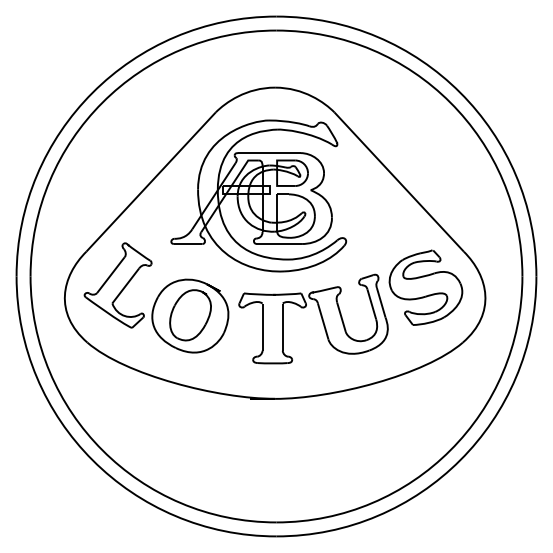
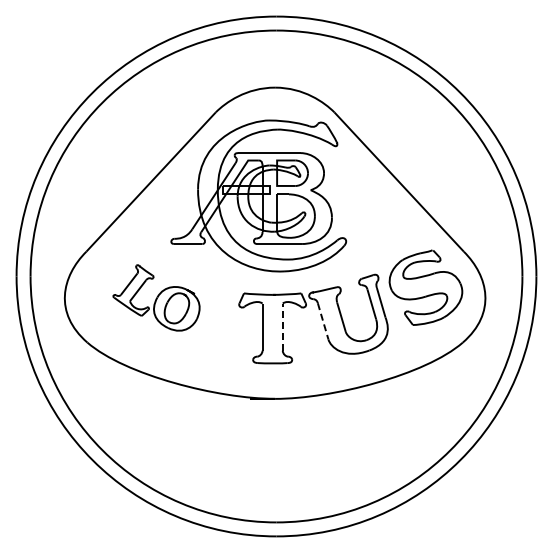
part size: 147x112 px -> 89x68 px (156, 297)
line: solid -> dashed (323, 321)
line: solid -> dashed (282, 327)
